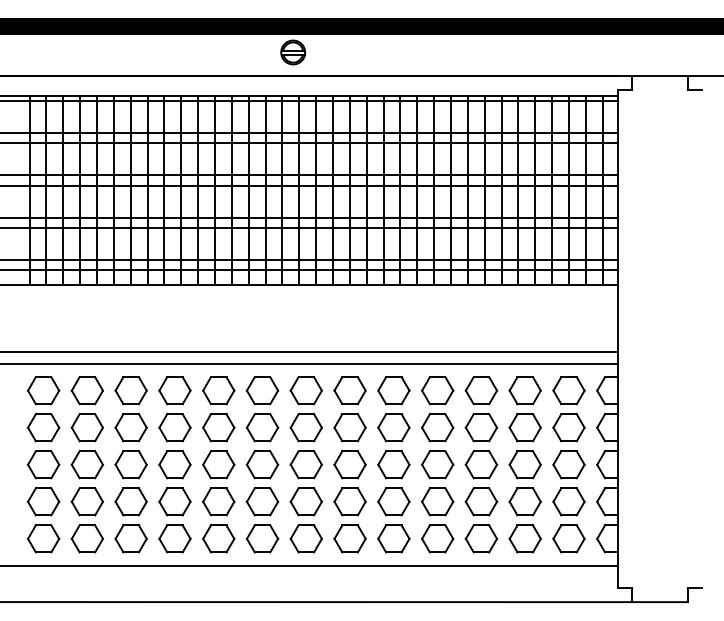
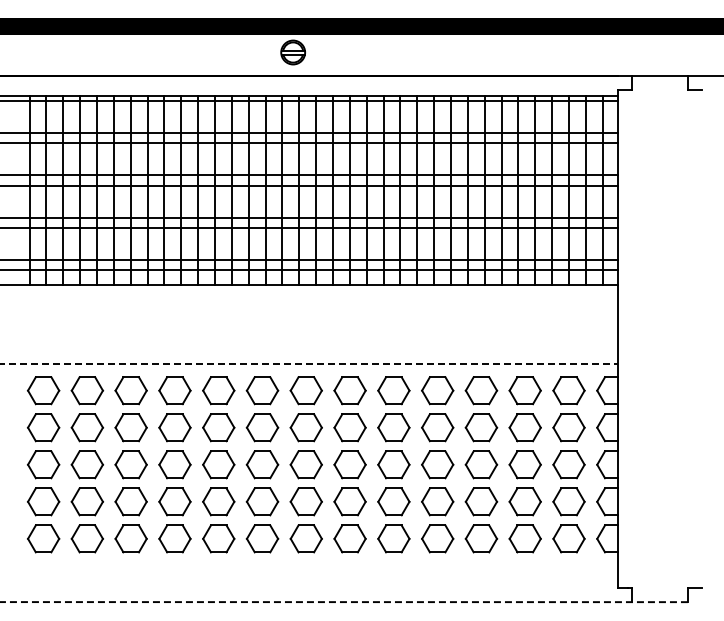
line: present -> none (309, 352)
line: solid -> dashed (309, 363)
line: present -> none (309, 565)
line: solid -> dashed (343, 602)
